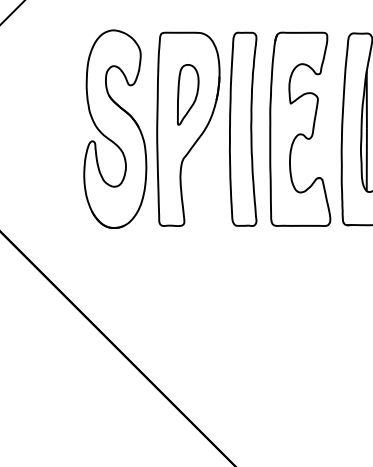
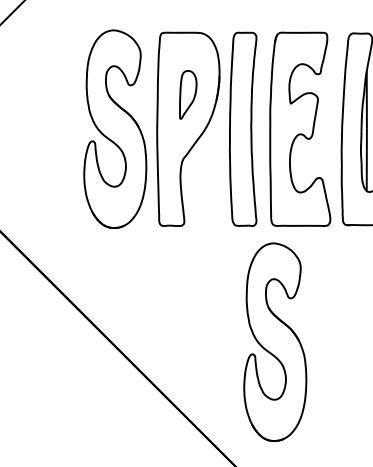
part size: 23x62 px -> 19x50 px (188, 94)
part: none -> present (275, 341)
